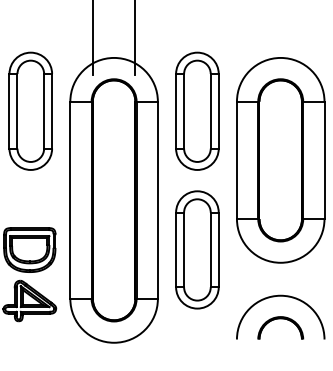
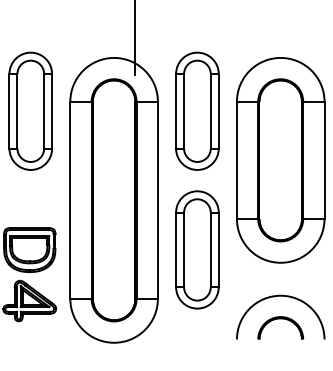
line: present -> none (92, 38)
